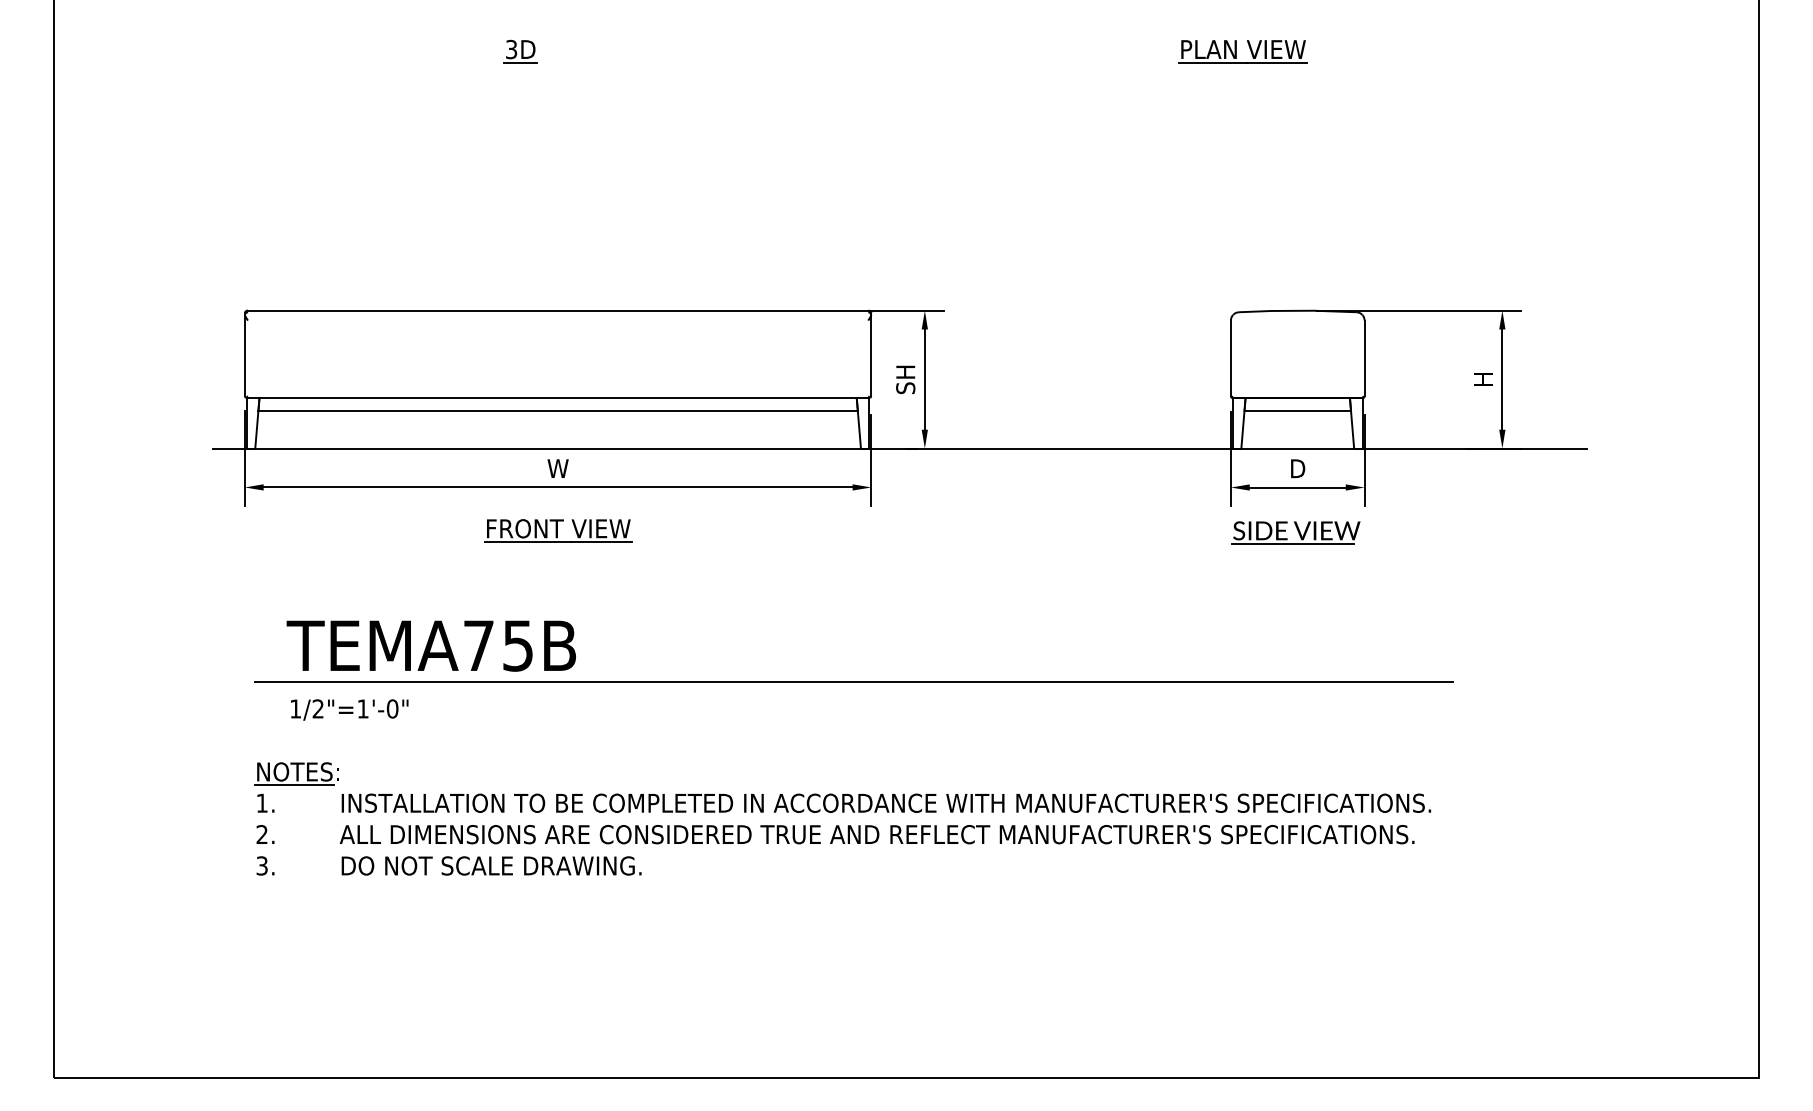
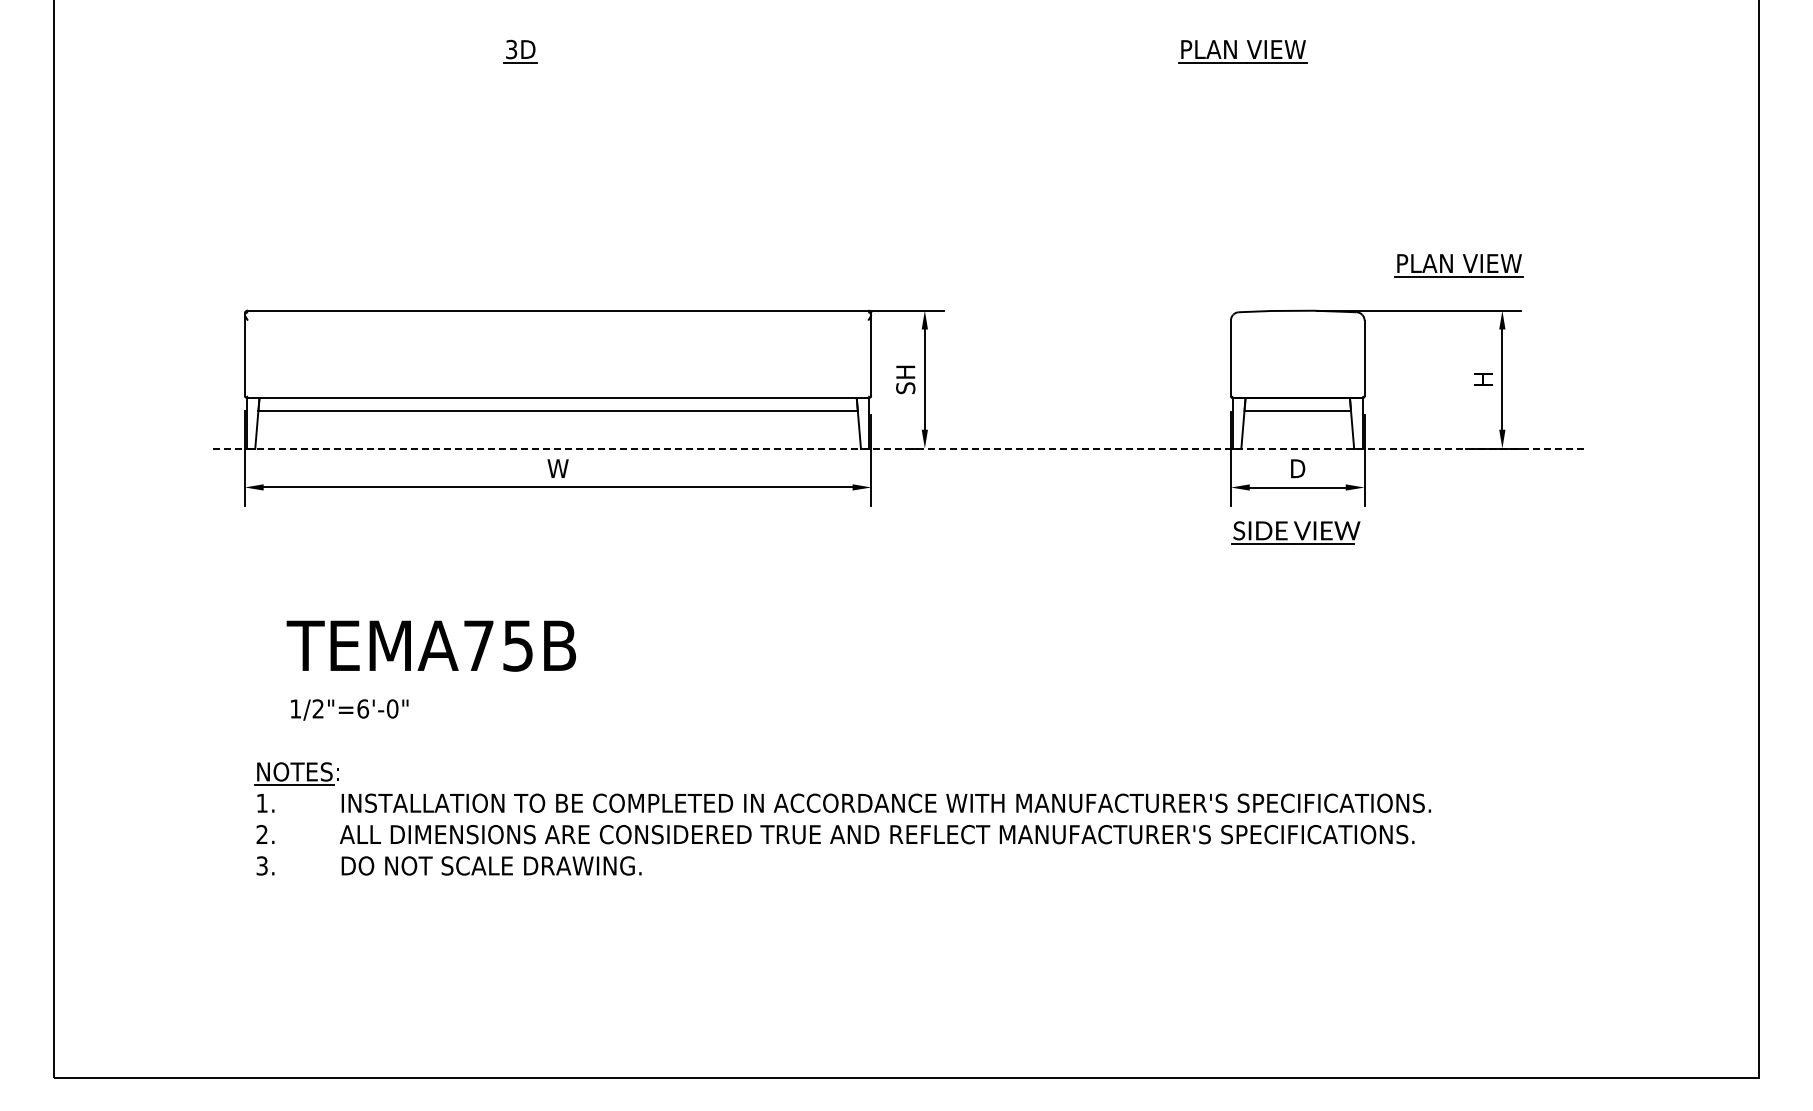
part: none -> present (1458, 265)
line: solid -> dashed (900, 448)
part: present -> none (558, 530)
line: present -> none (853, 682)
text: 1/2"=1'-0" -> 1/2"=6'-0" (363, 708)
